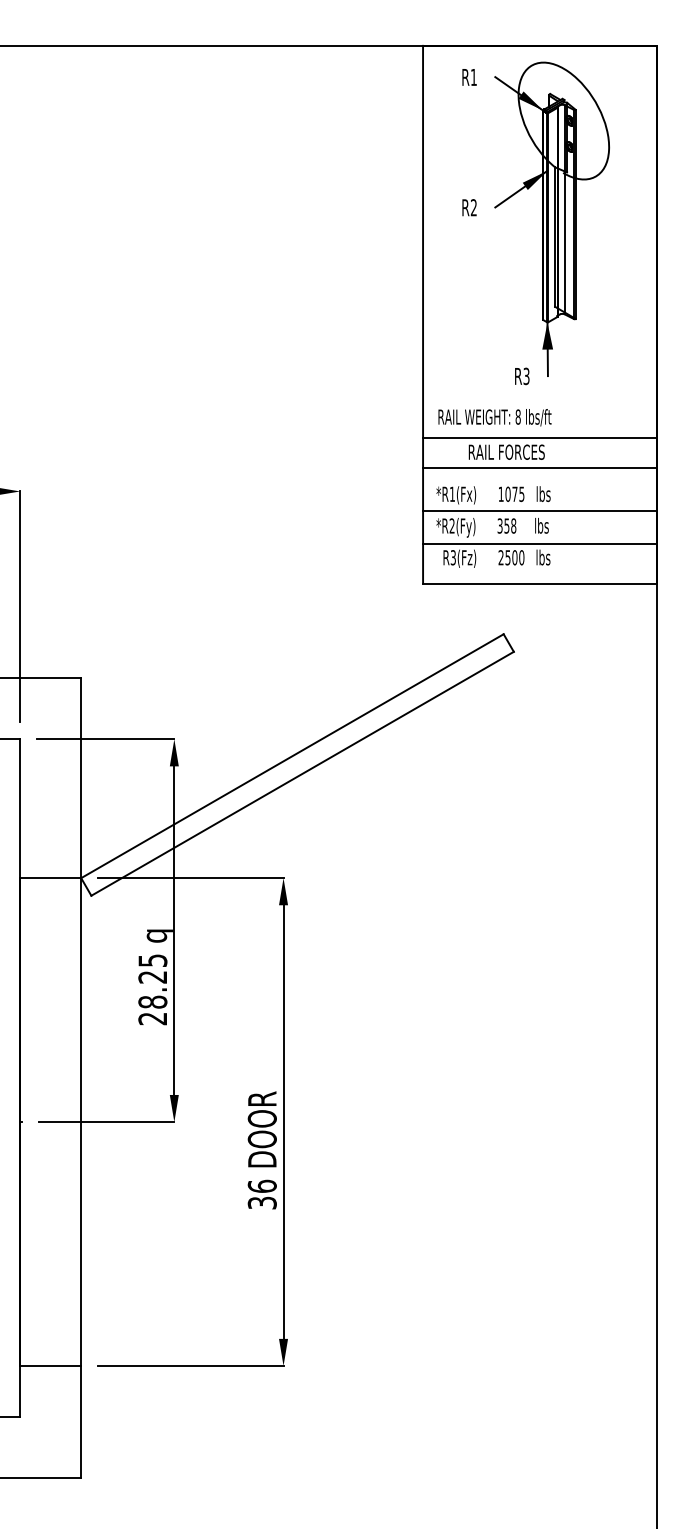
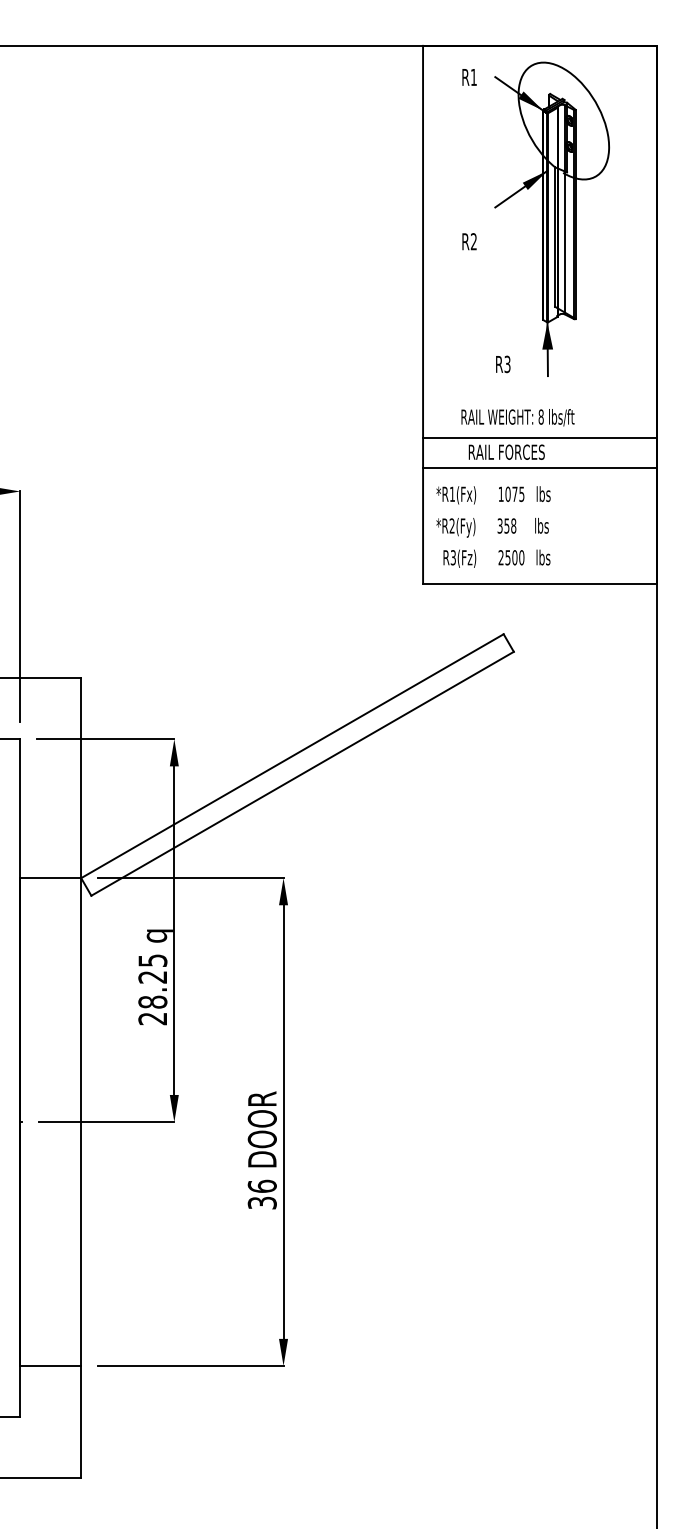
text position: (469, 207) -> (469, 241) (469, 241)
text position: (522, 376) -> (503, 364) (503, 364)
text position: (494, 417) -> (517, 417) (517, 417)
line: present -> none (539, 510)
line: present -> none (539, 544)
